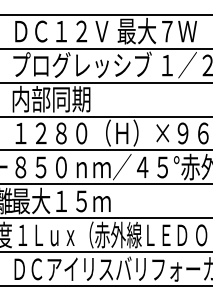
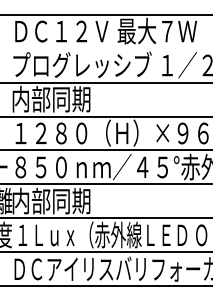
line: present -> none (105, 48)
text: 最大１５ｍ -> 内部同期 (61, 200)
